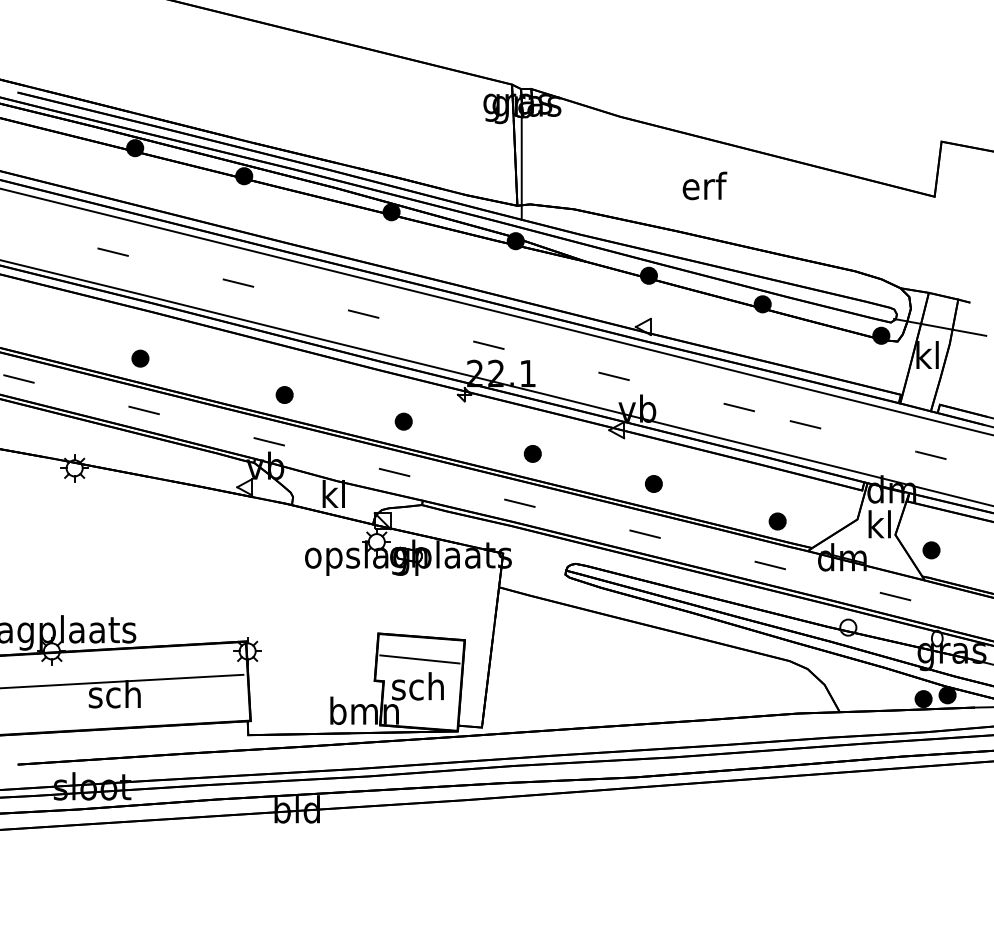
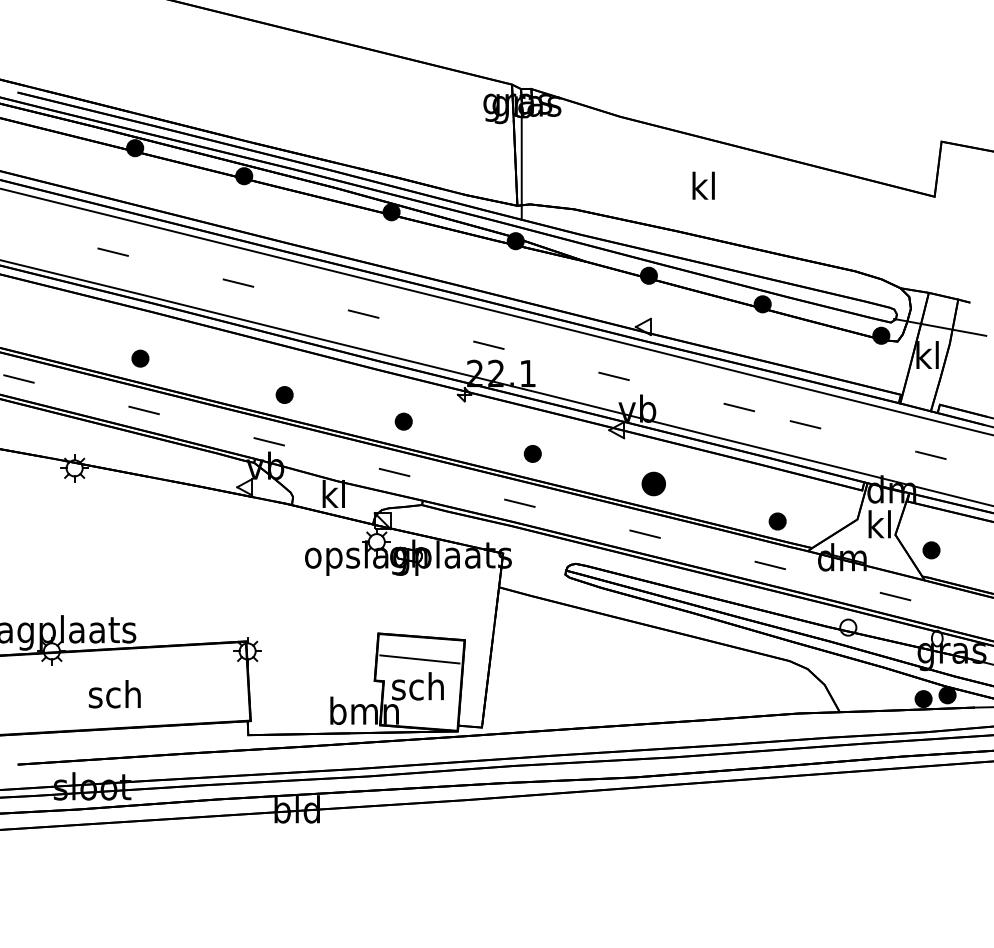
text: erf -> kl (704, 185)
part size: 18x18 px -> 25x26 px (653, 483)
line: present -> none (122, 681)
